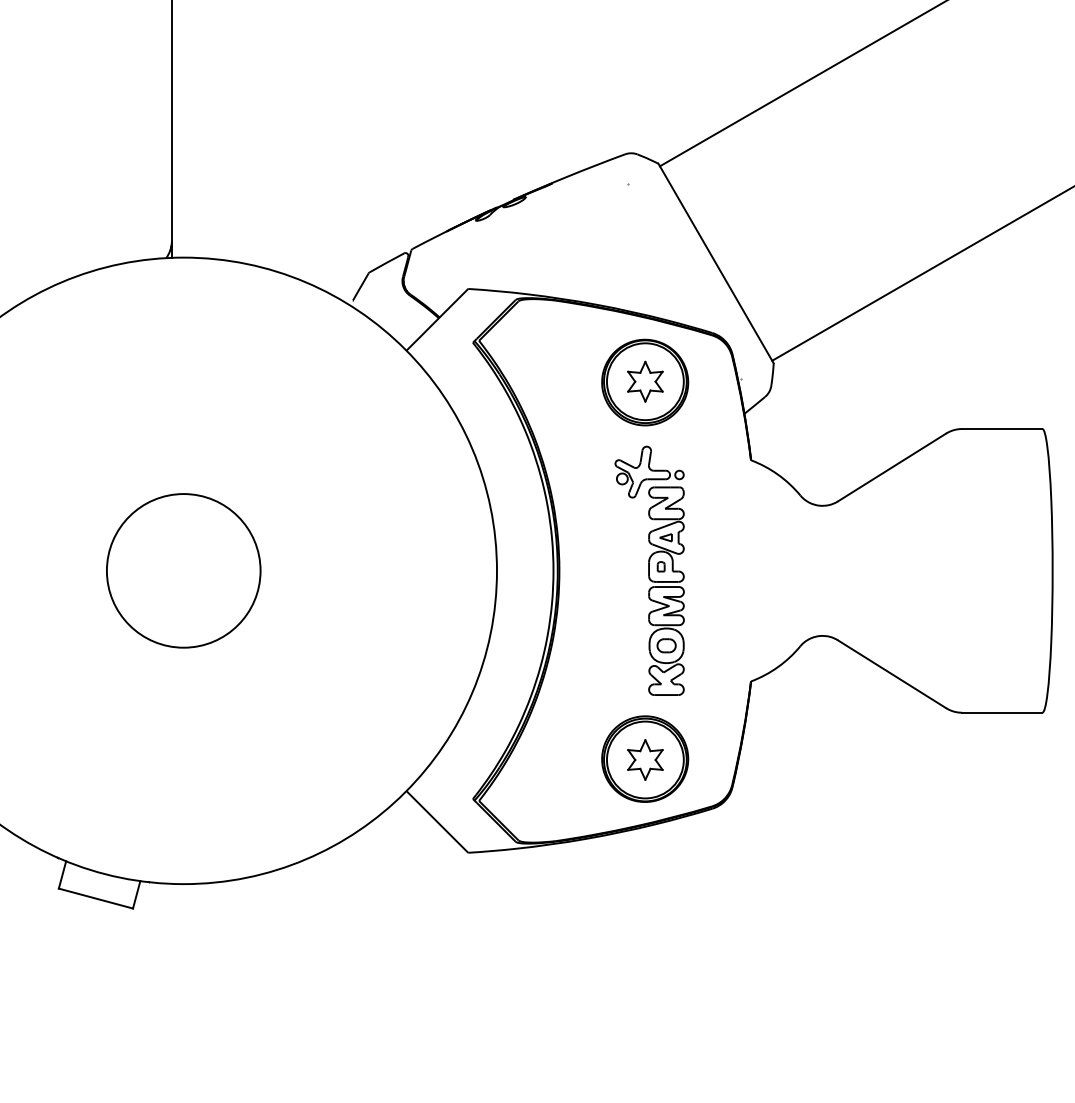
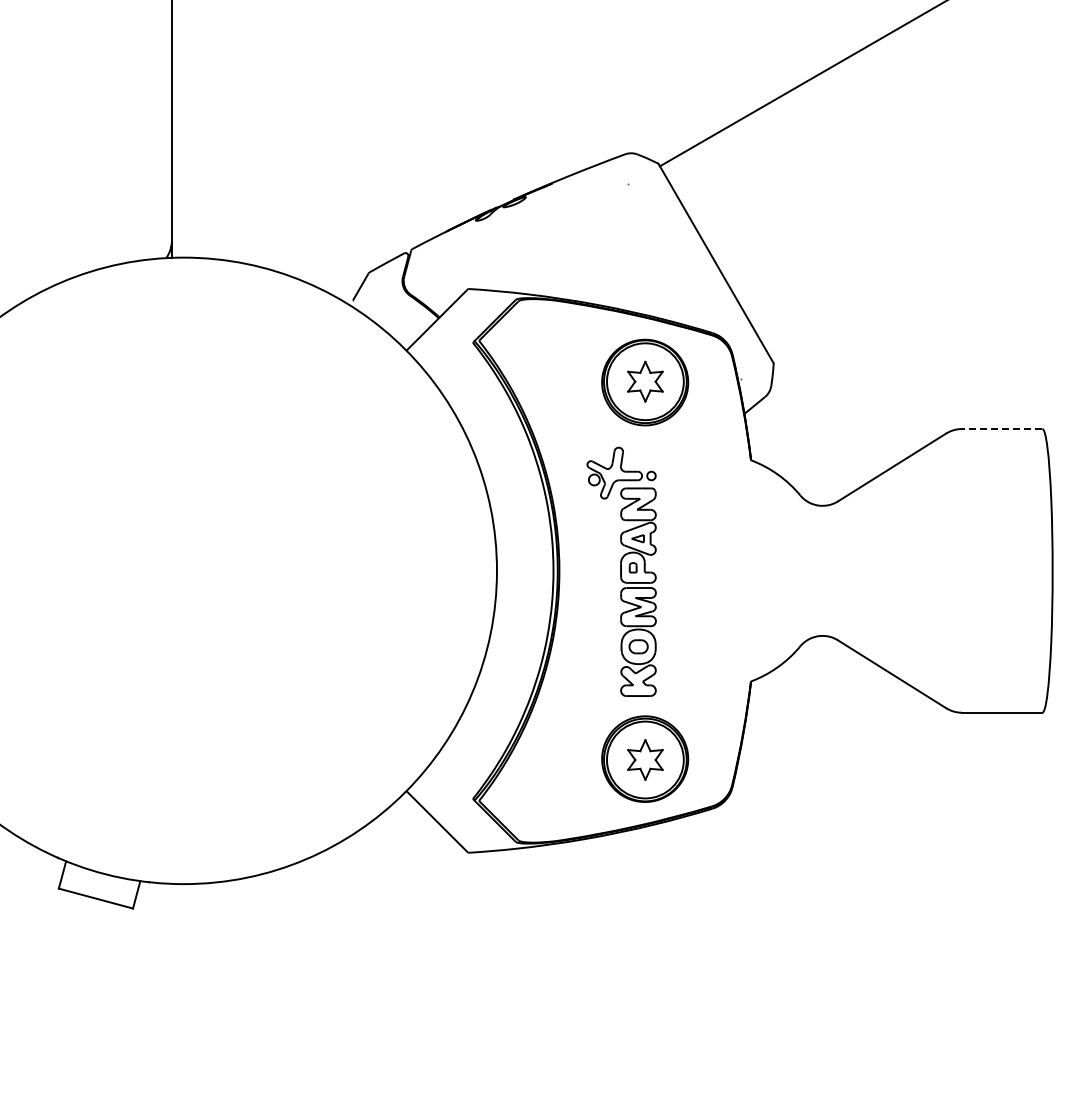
line: present -> none (921, 274)
line: solid -> dashed (1001, 429)
circle: present -> none (183, 570)
part position: (649, 570) -> (621, 571) (621, 571)
